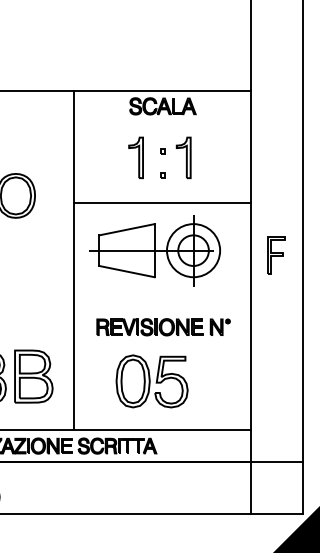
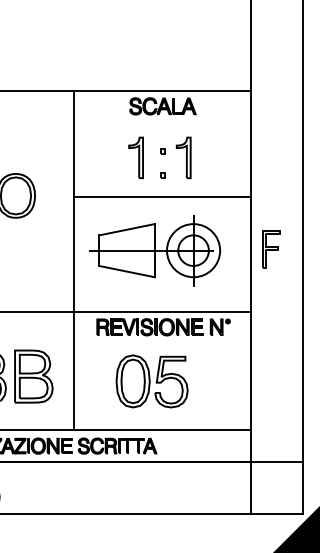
line position: (161, 202) -> (161, 196) (161, 196)
part position: (276, 255) -> (271, 249) (271, 249)
line: none -> present (126, 312)
